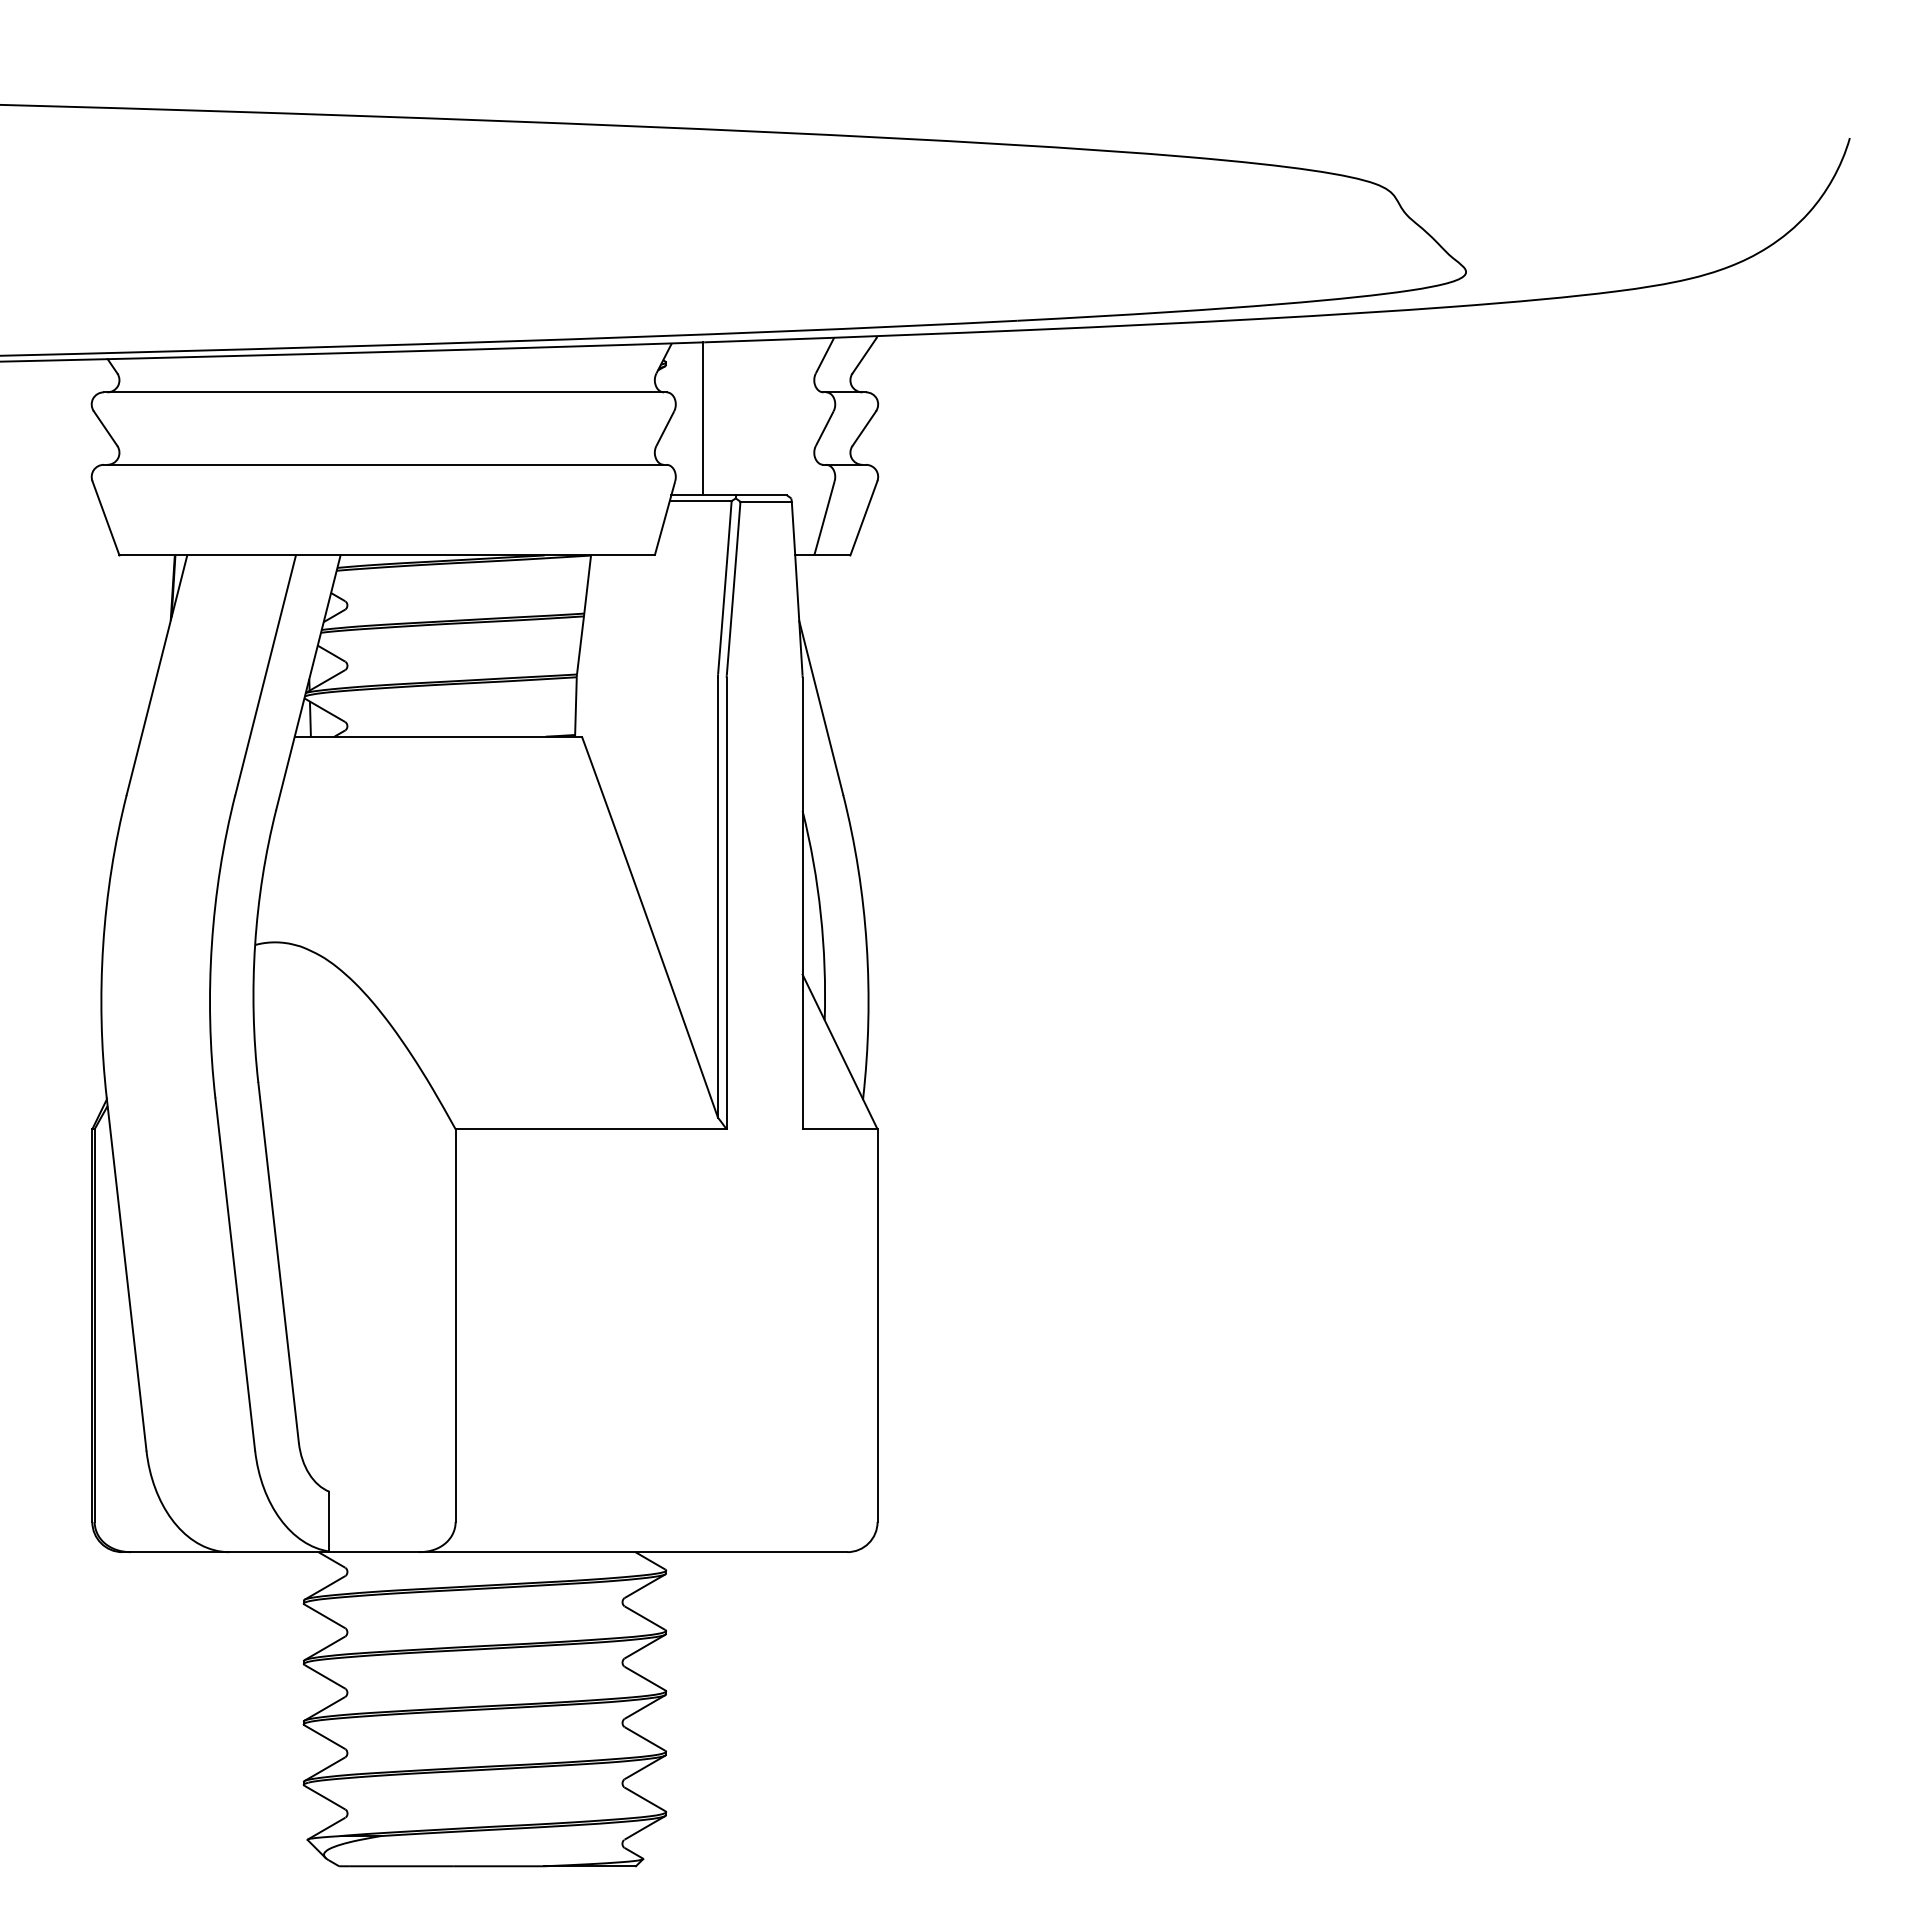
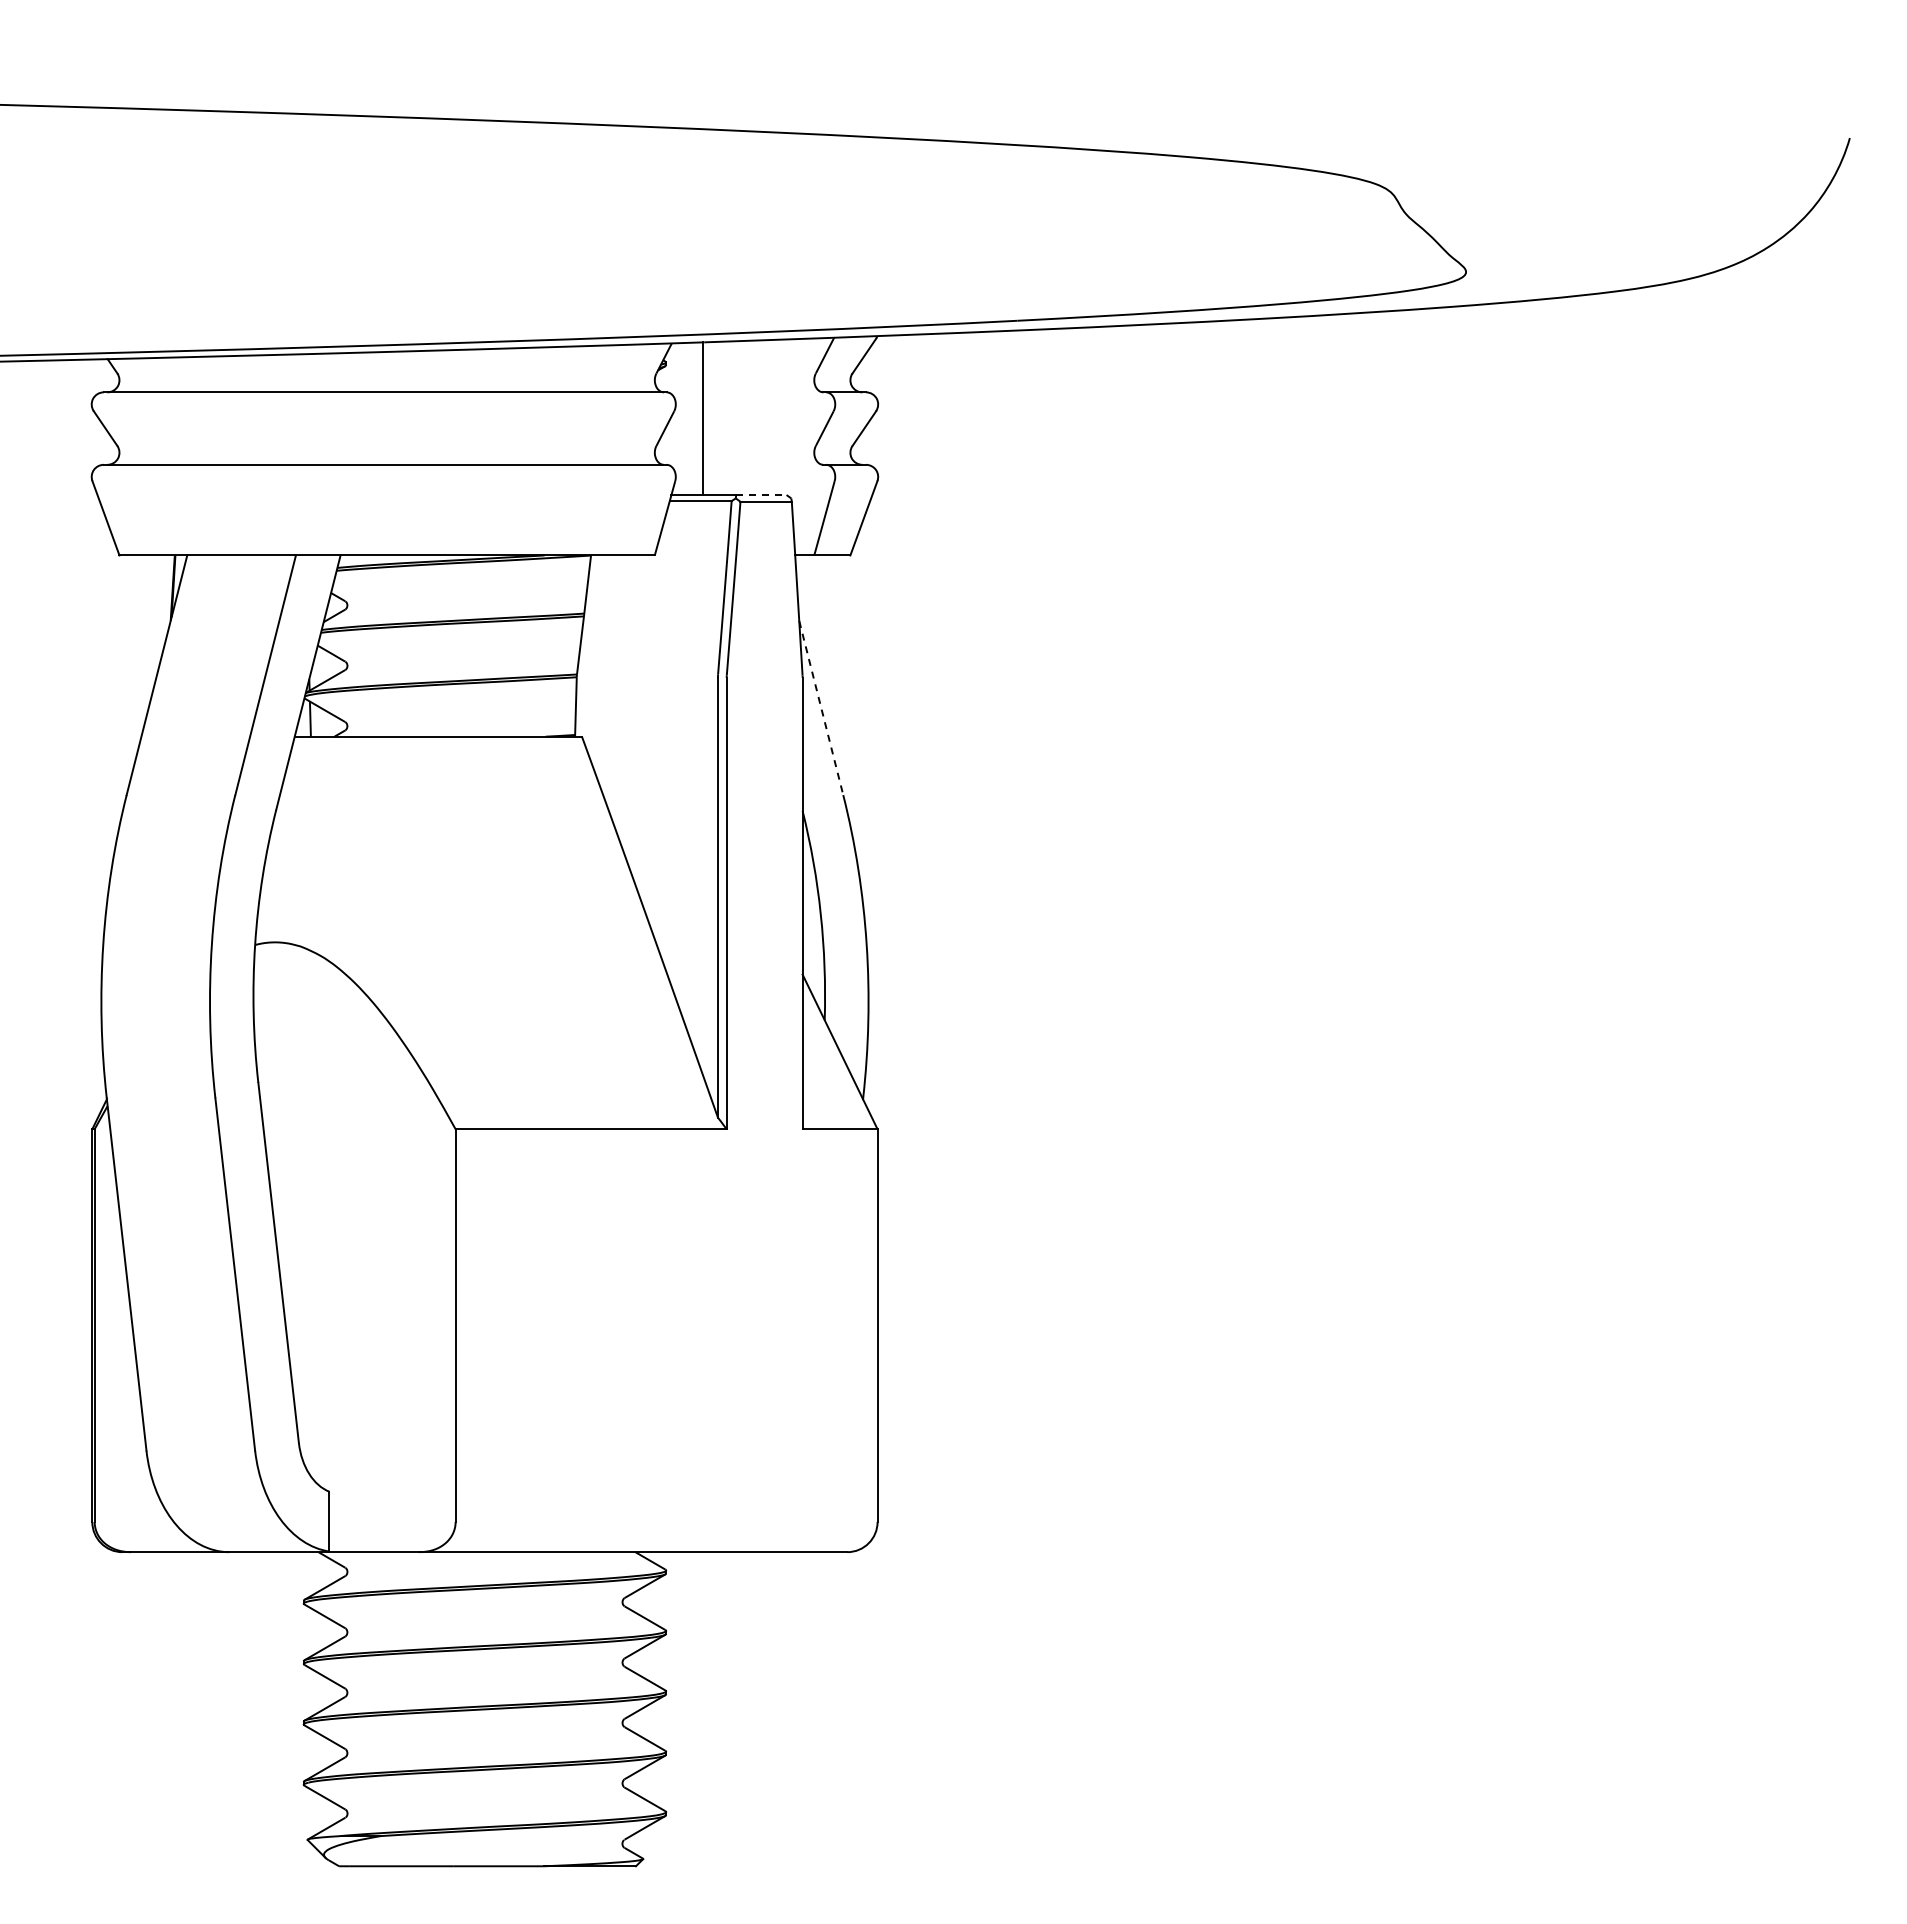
line: solid -> dashed (761, 495)
line: solid -> dashed (821, 708)
